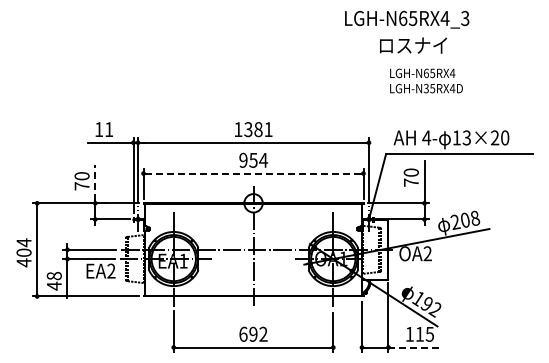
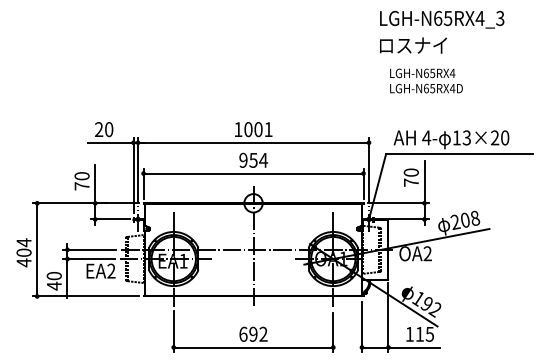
text position: (407, 19) -> (442, 19) (442, 19)
text: LGH-N35RX4D -> LGH-N65RX4D (425, 88)
text: 11 -> 20 (104, 129)
text: 1381 -> 1001 (253, 129)
line: dashed -> solid (253, 173)
line: dashed -> solid (95, 182)
text: 48 -> 40 (54, 275)
line: dashed -> solid (414, 347)
